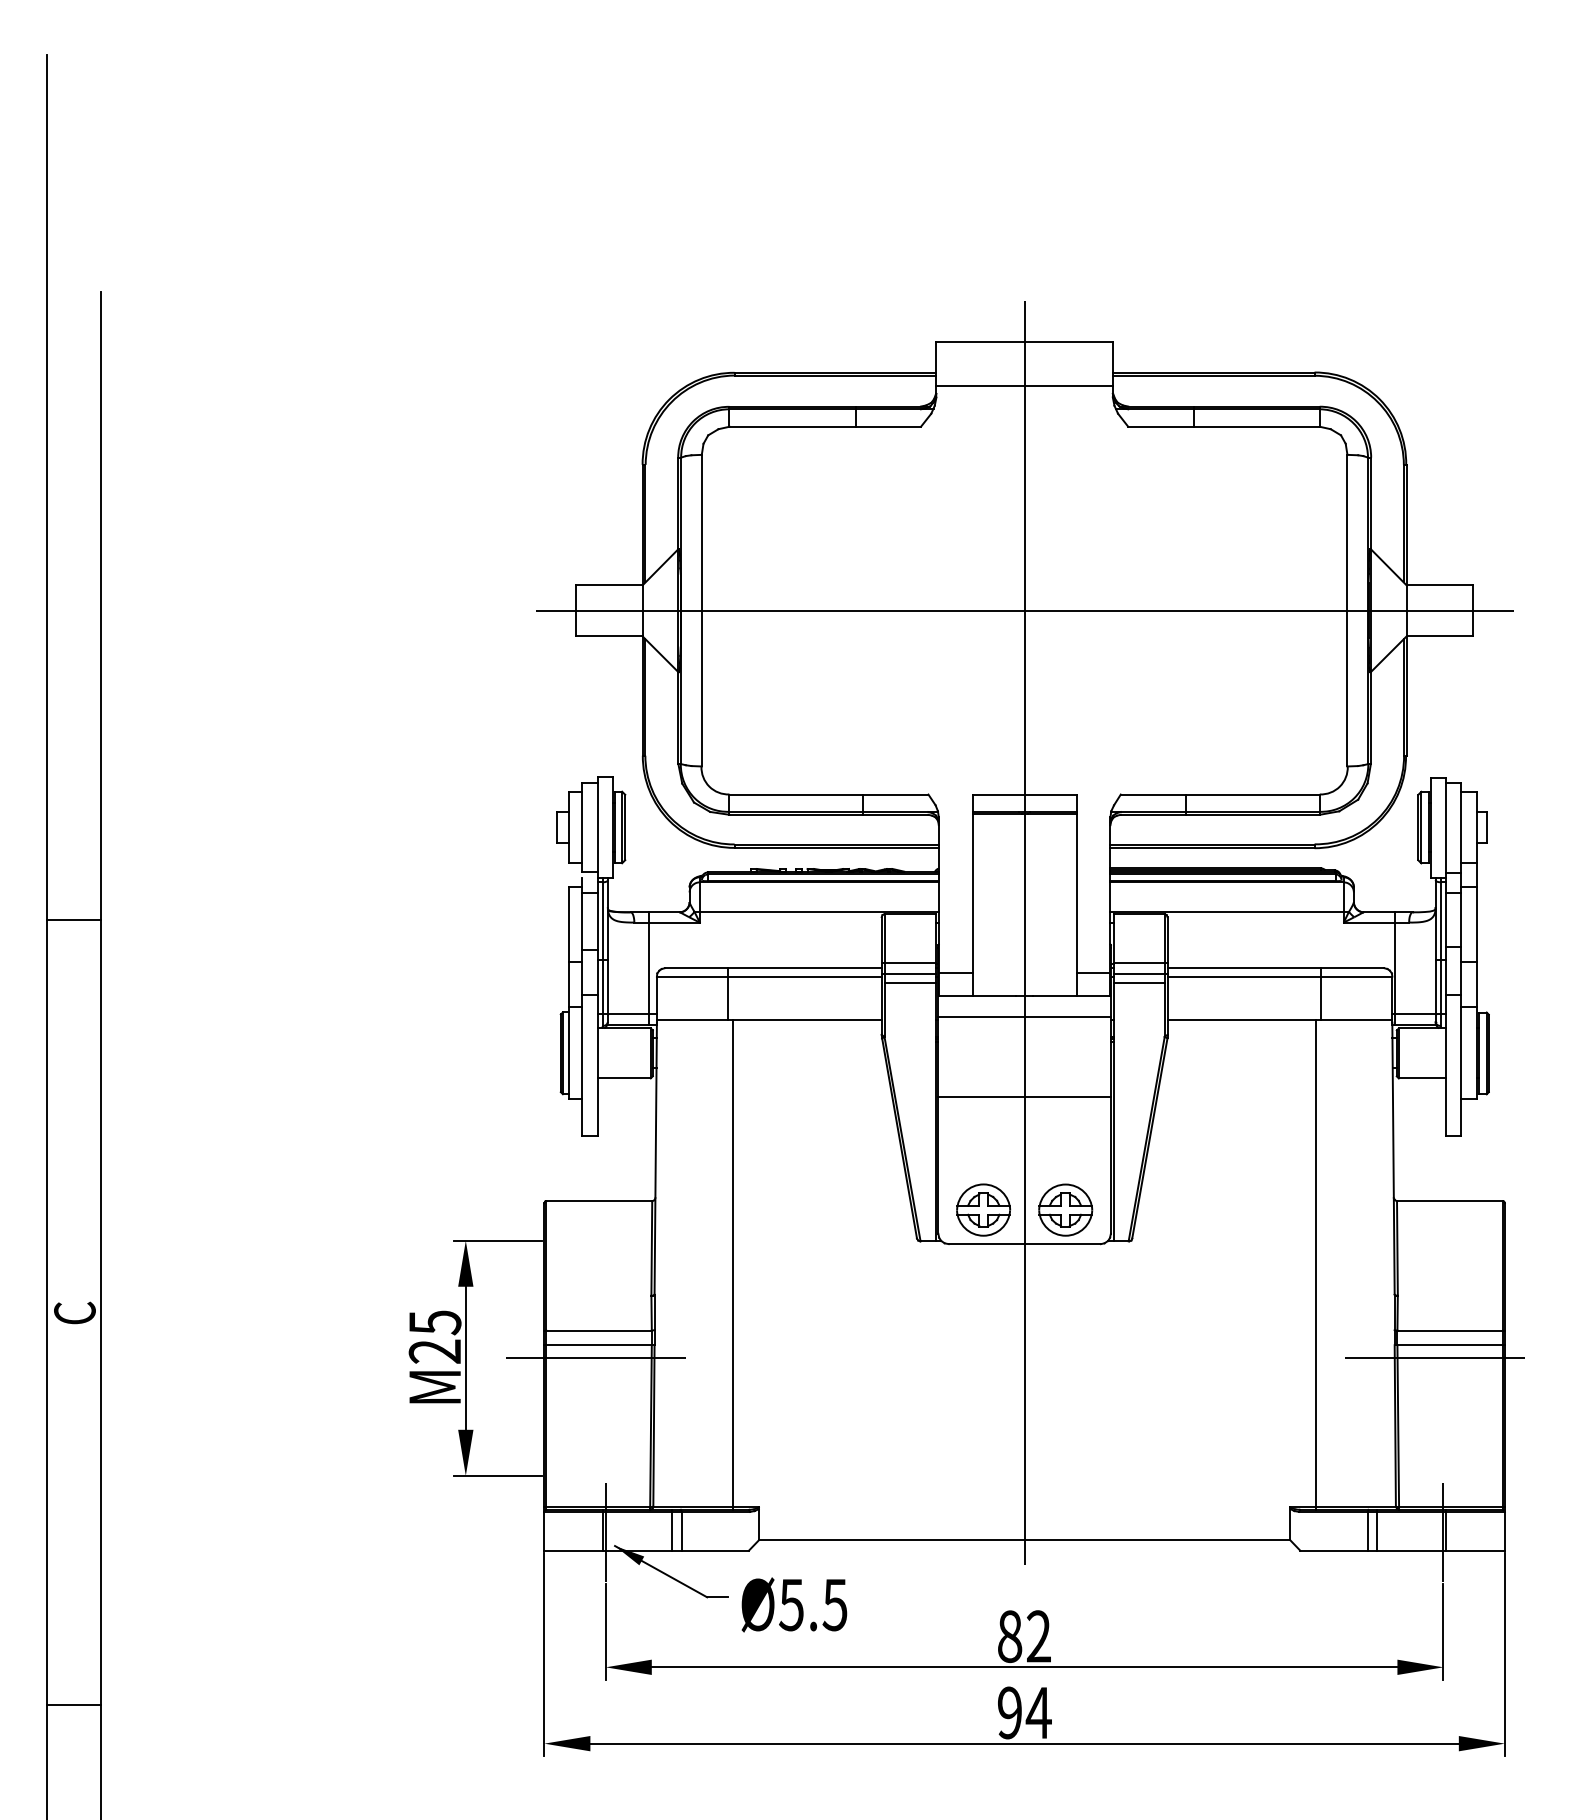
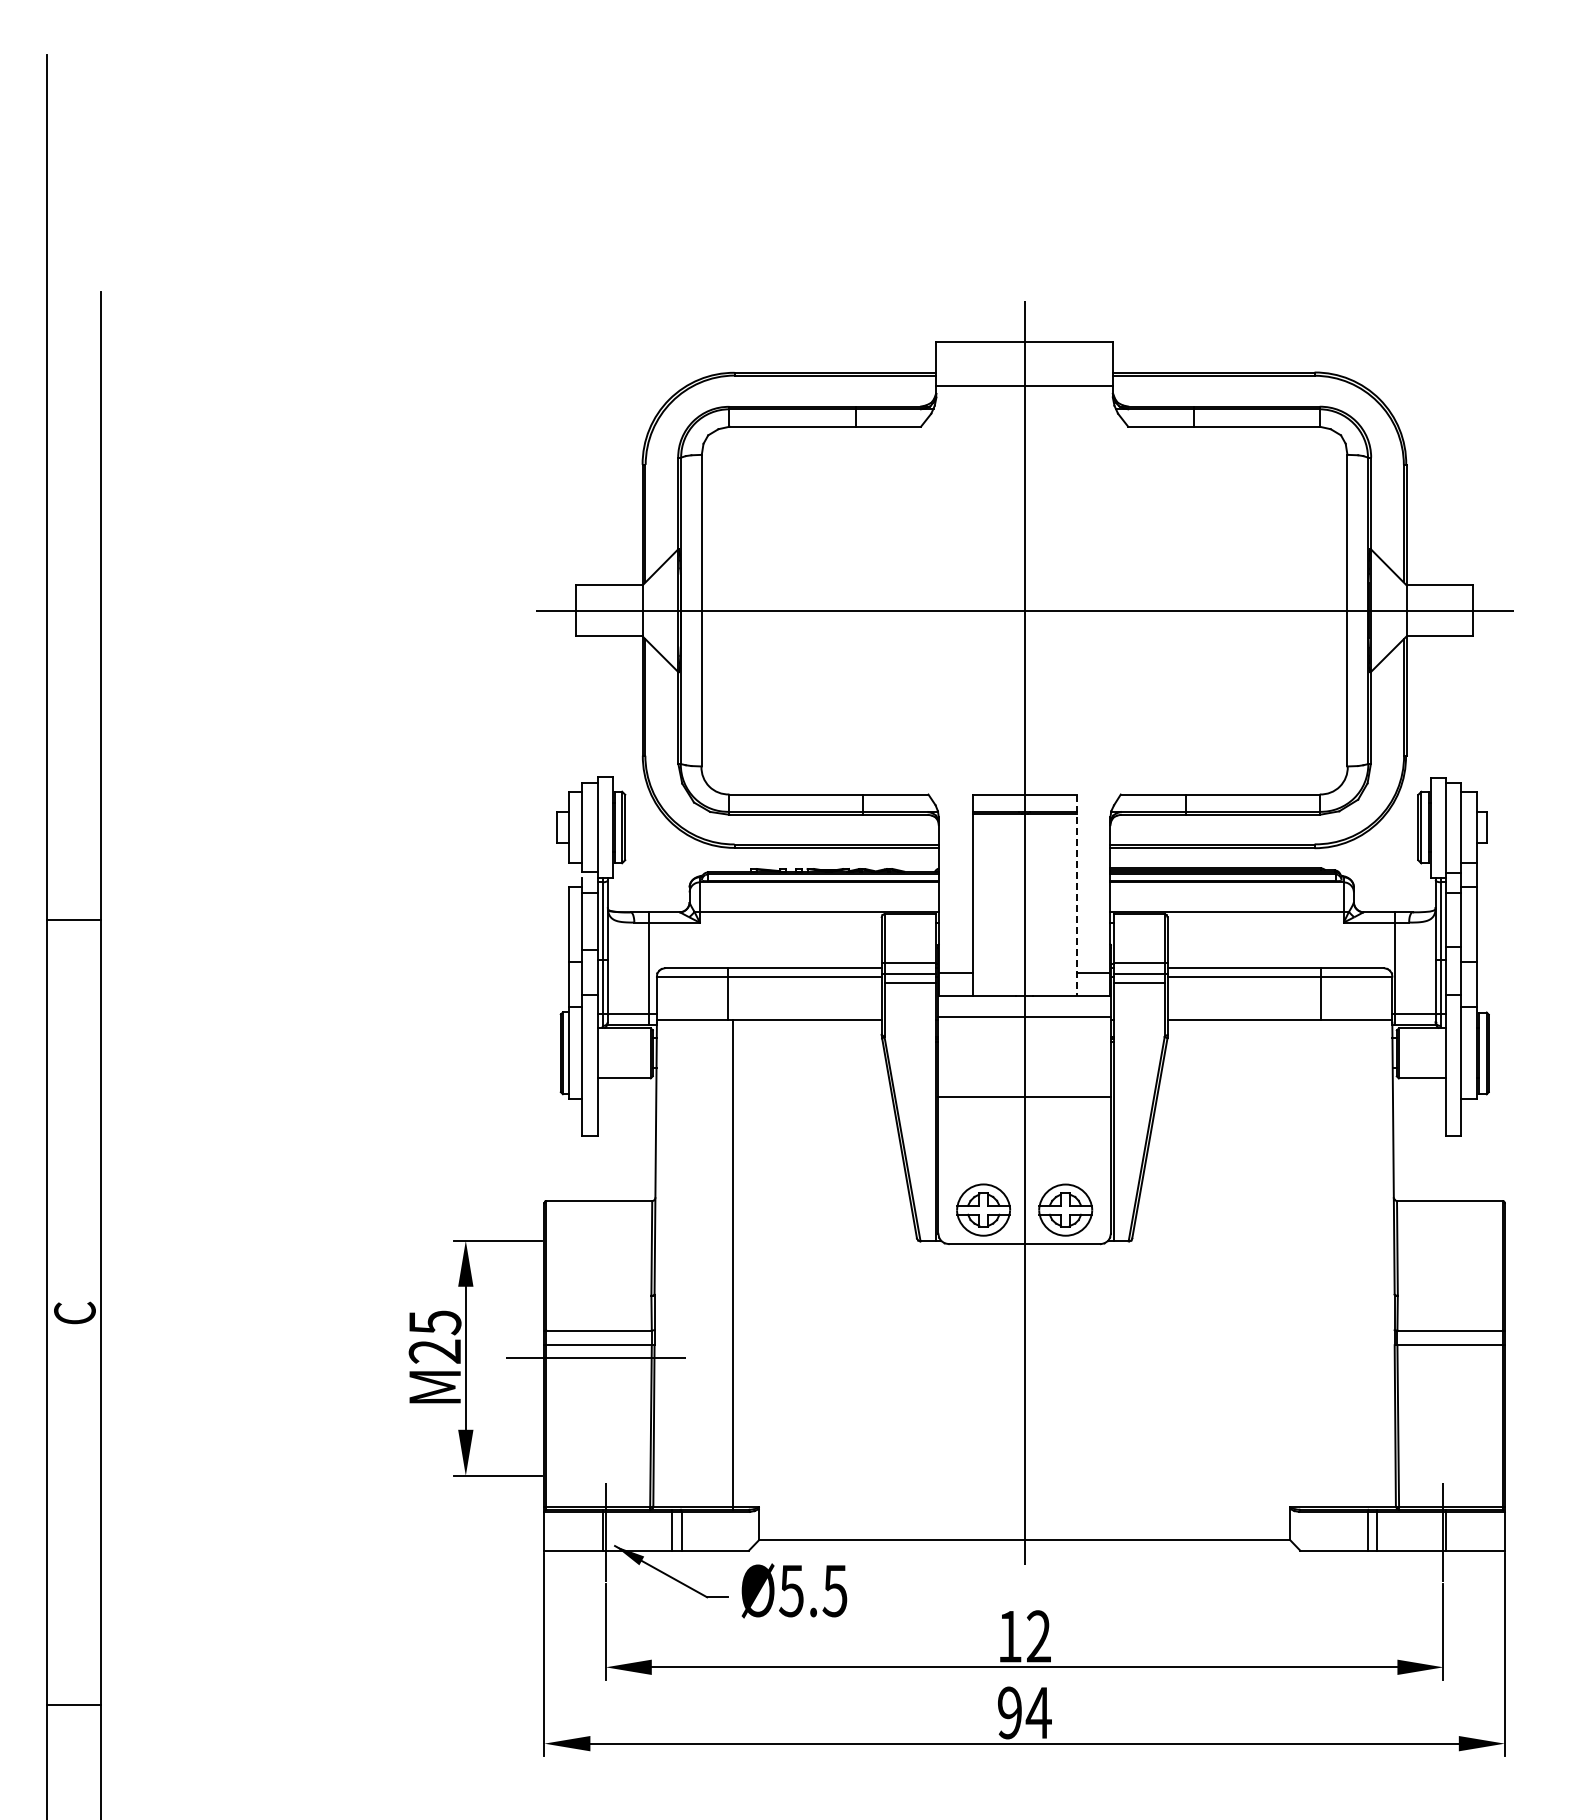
line: solid -> dashed (1076, 895)
line: present -> none (1315, 1264)
line: present -> none (1434, 1358)
text position: (794, 1604) -> (794, 1590) (794, 1590)
text: 82 -> 12 (1010, 1636)
